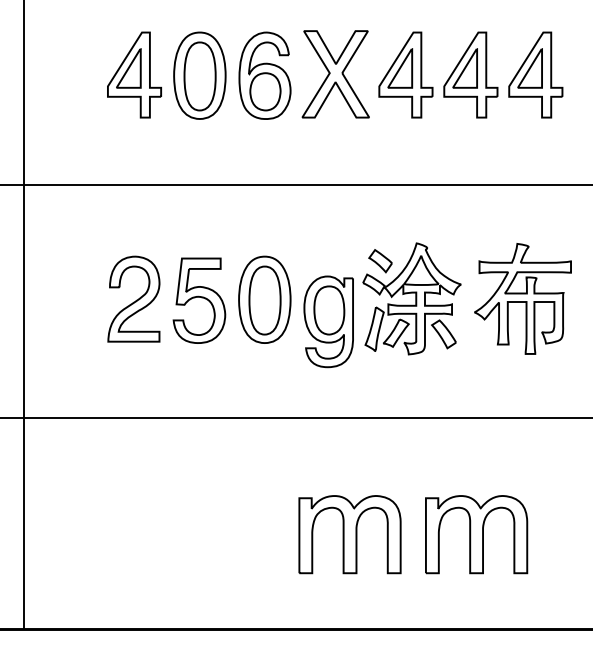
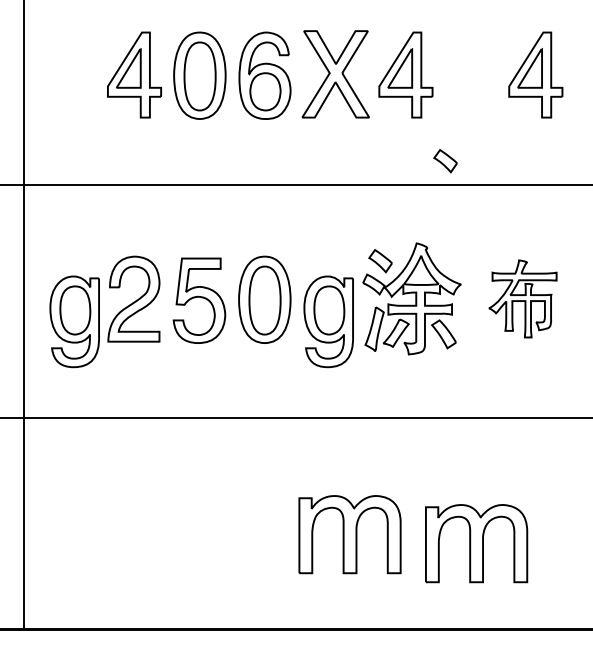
part: present -> none (470, 74)
part: none -> present (445, 161)
part size: 98x112 px -> 70x80 px (522, 298)
part: none -> present (74, 321)
part position: (476, 534) -> (476, 543) (476, 543)
